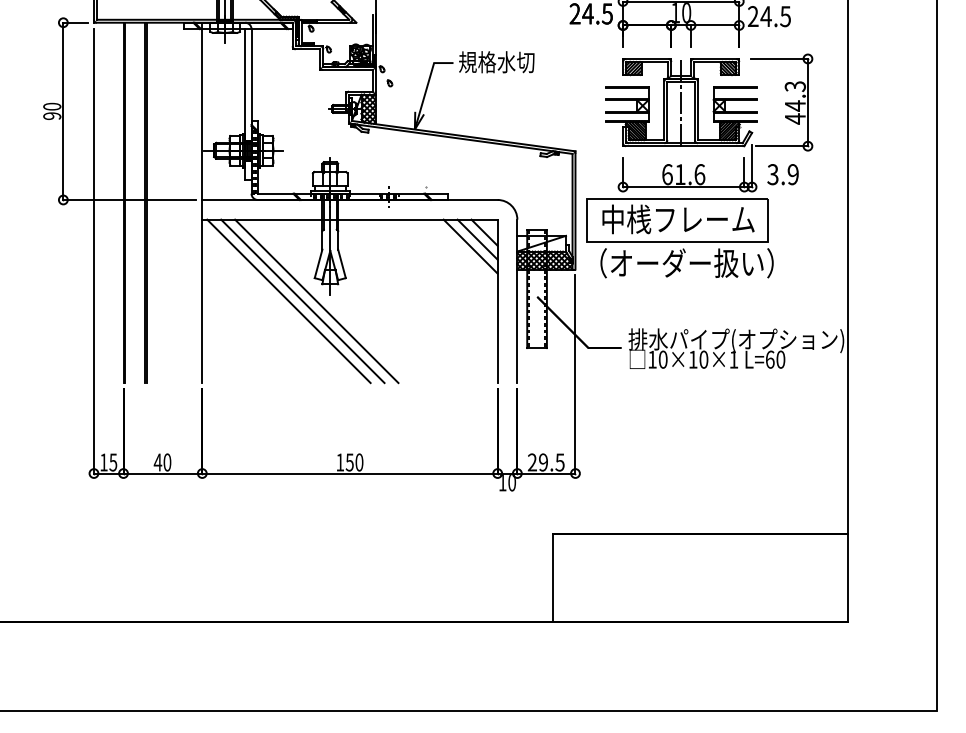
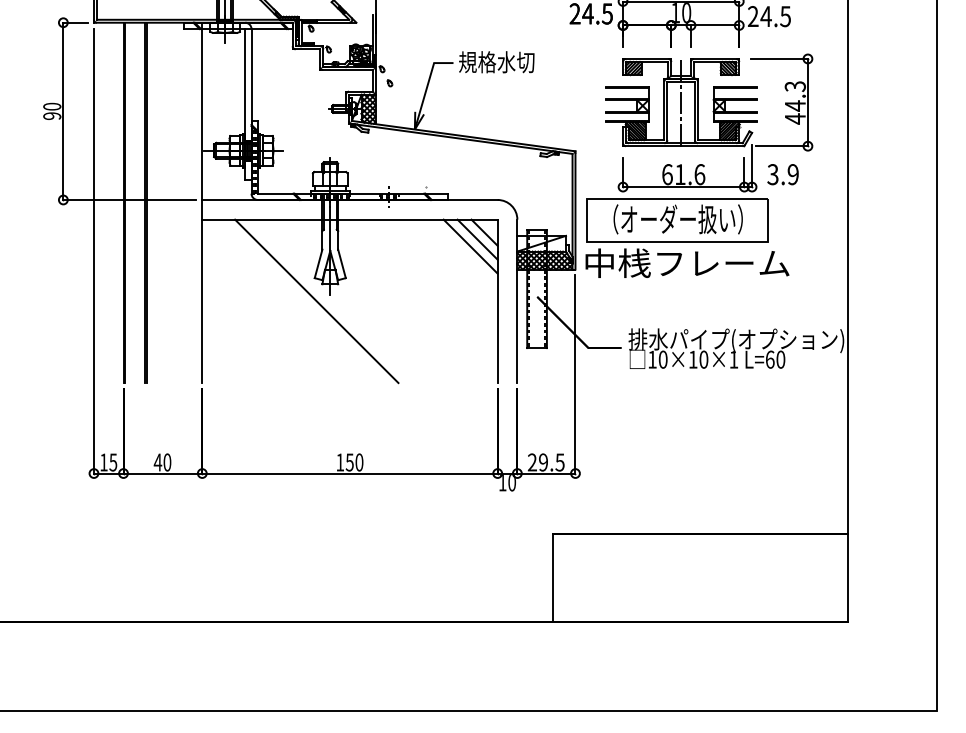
text: 中桟フレーム -> （オーダー扱い） (678, 219)
text: （オーダー扱い） -> 中桟フレーム (687, 263)
line: present -> none (288, 301)
line: present -> none (302, 301)
